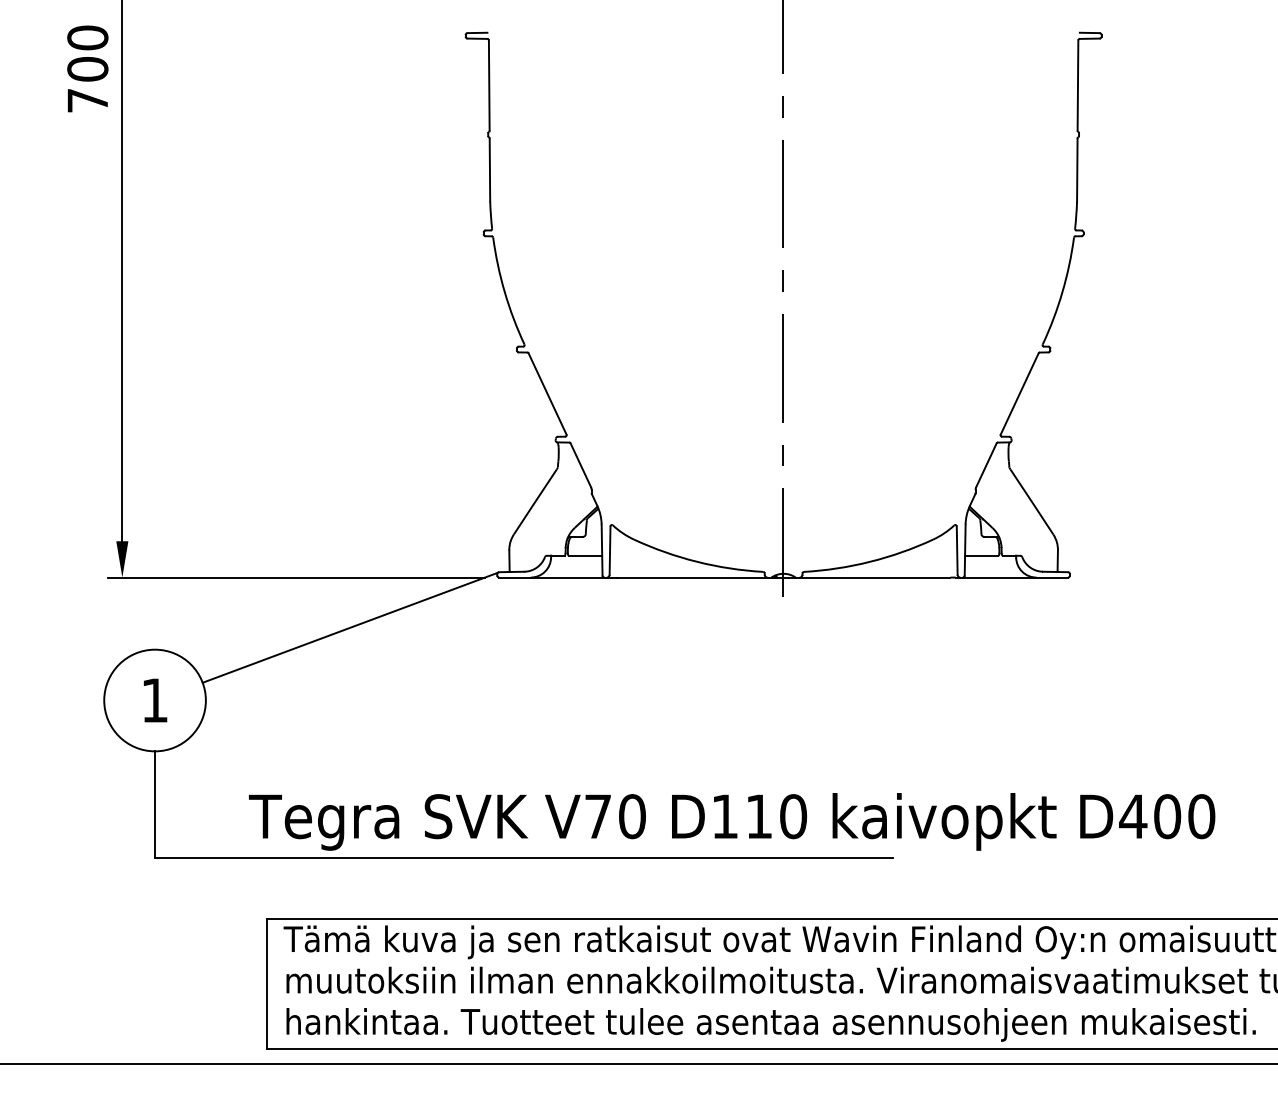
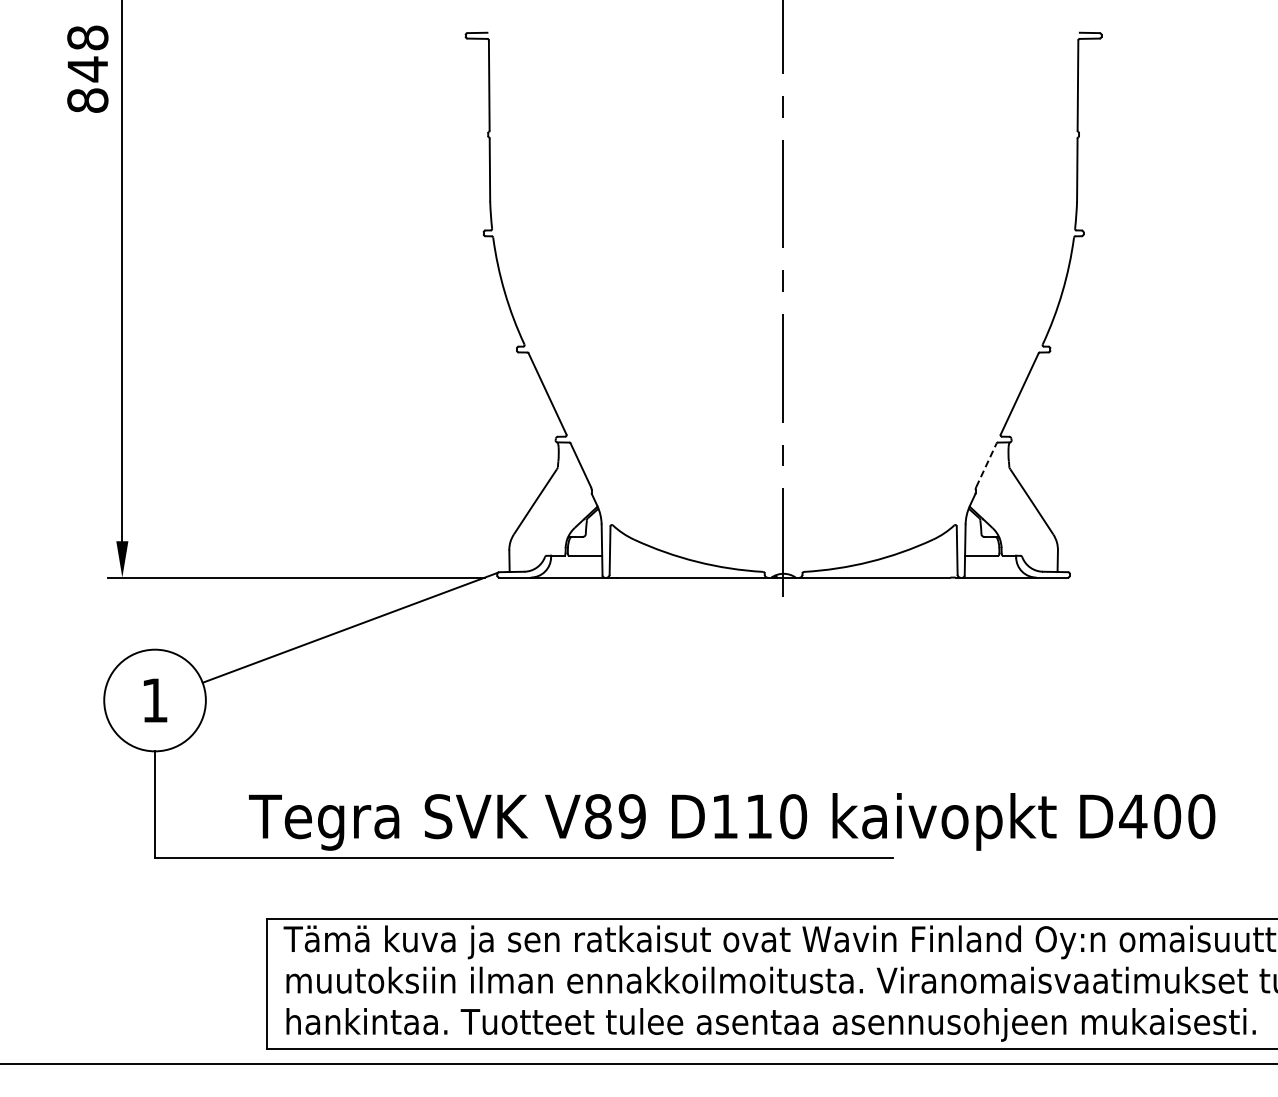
text: 700 -> 848 (87, 68)
line: solid -> dashed (986, 464)
text: V70 -> V89 (614, 816)
